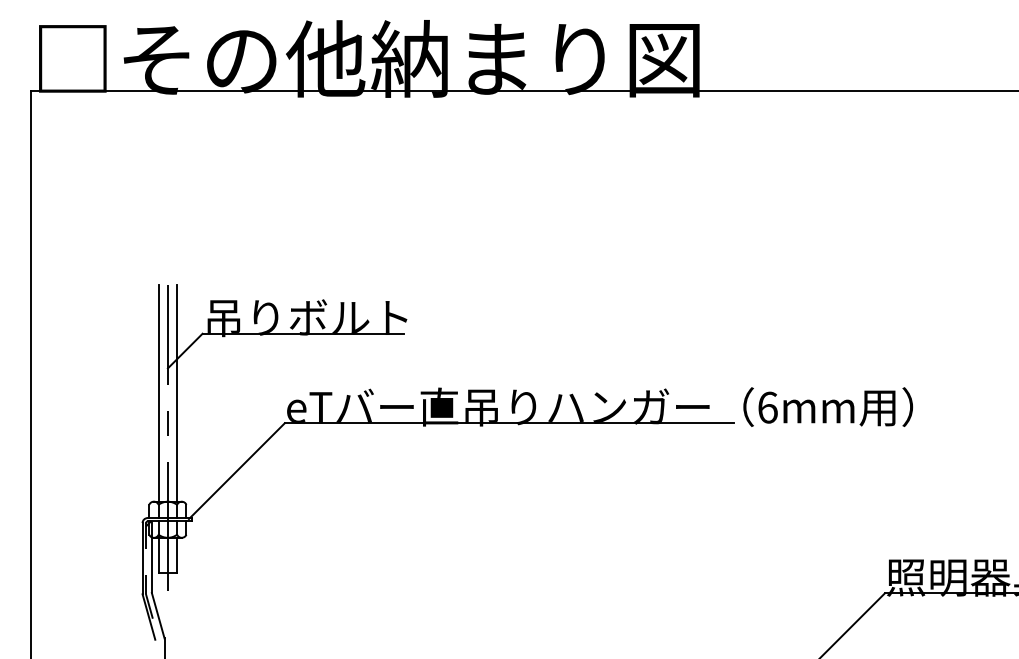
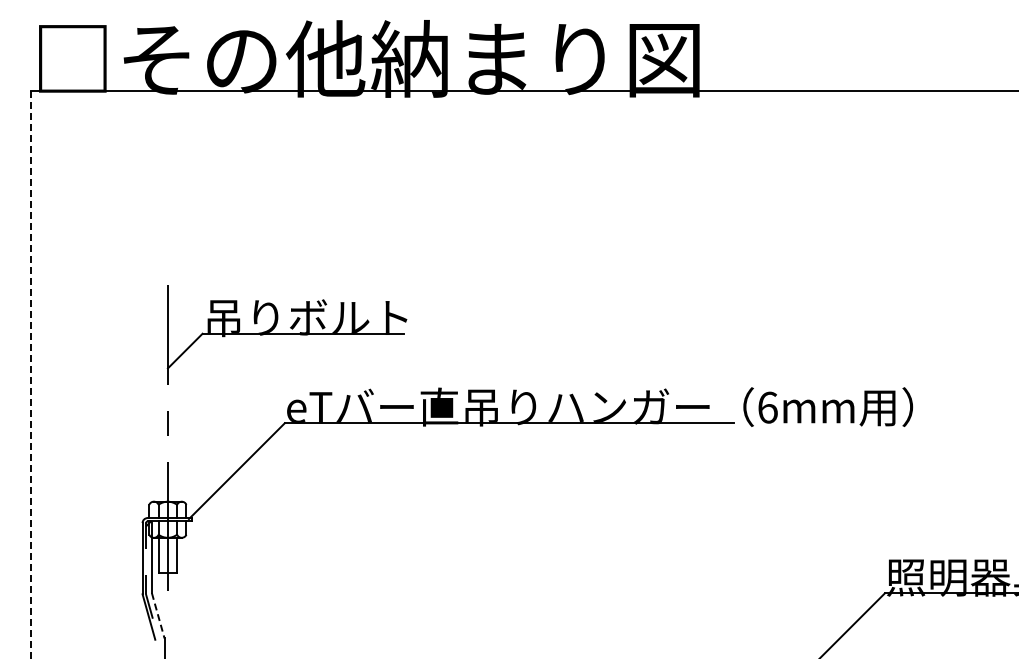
line: solid -> dashed (30, 374)
line: present -> none (158, 393)
line: present -> none (177, 393)
line: solid -> dashed (158, 615)
